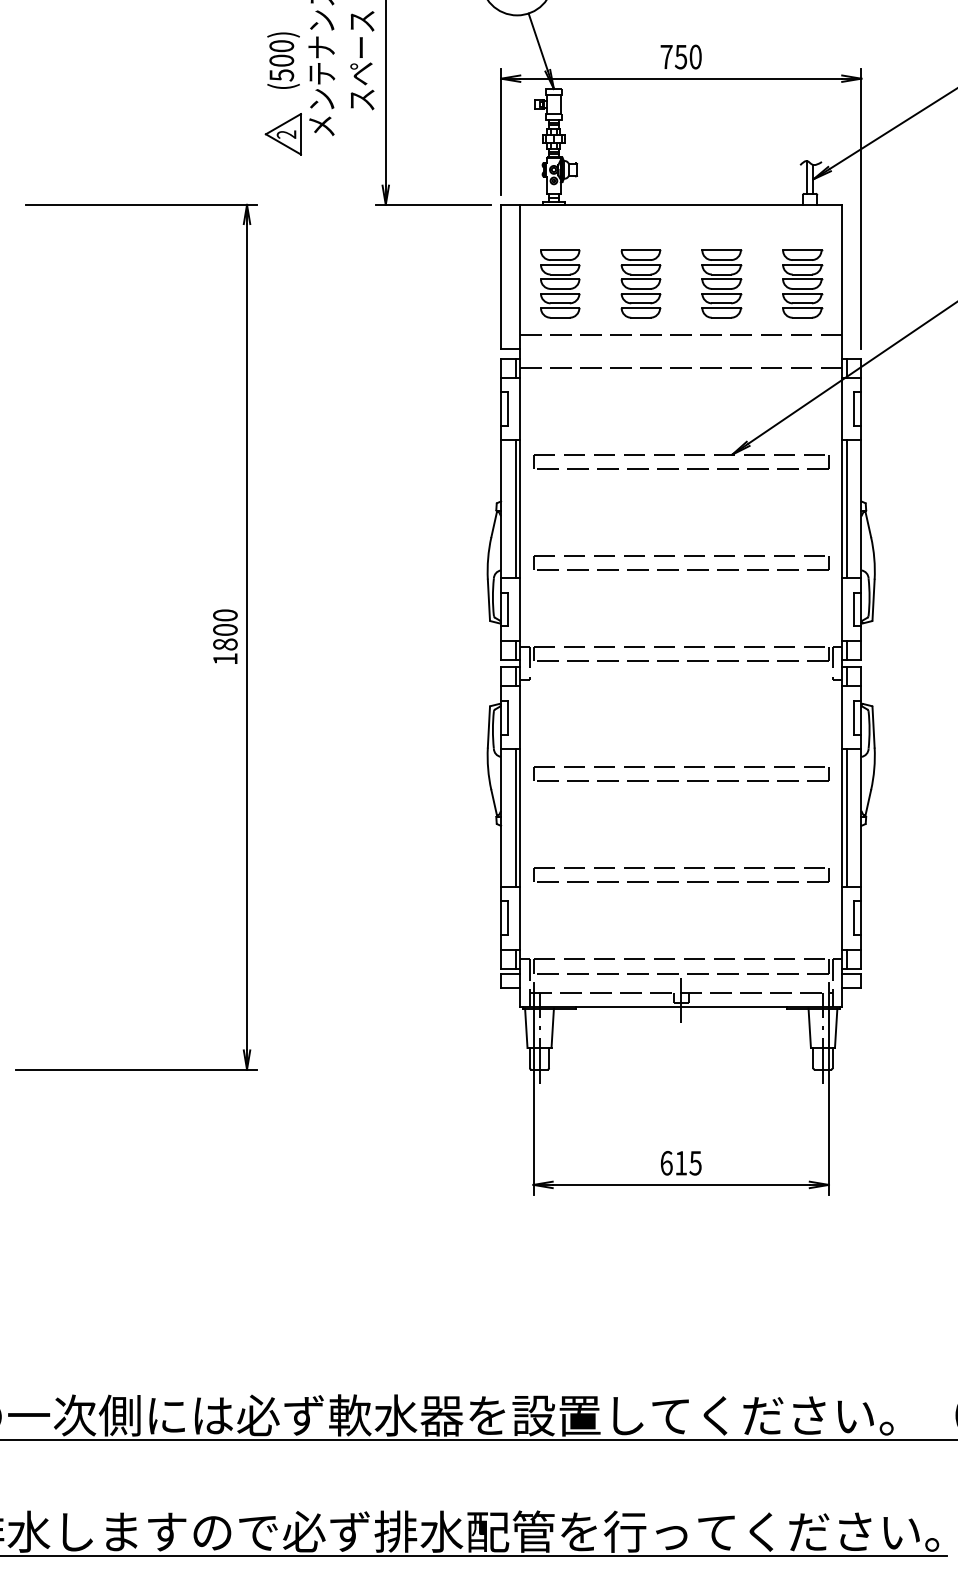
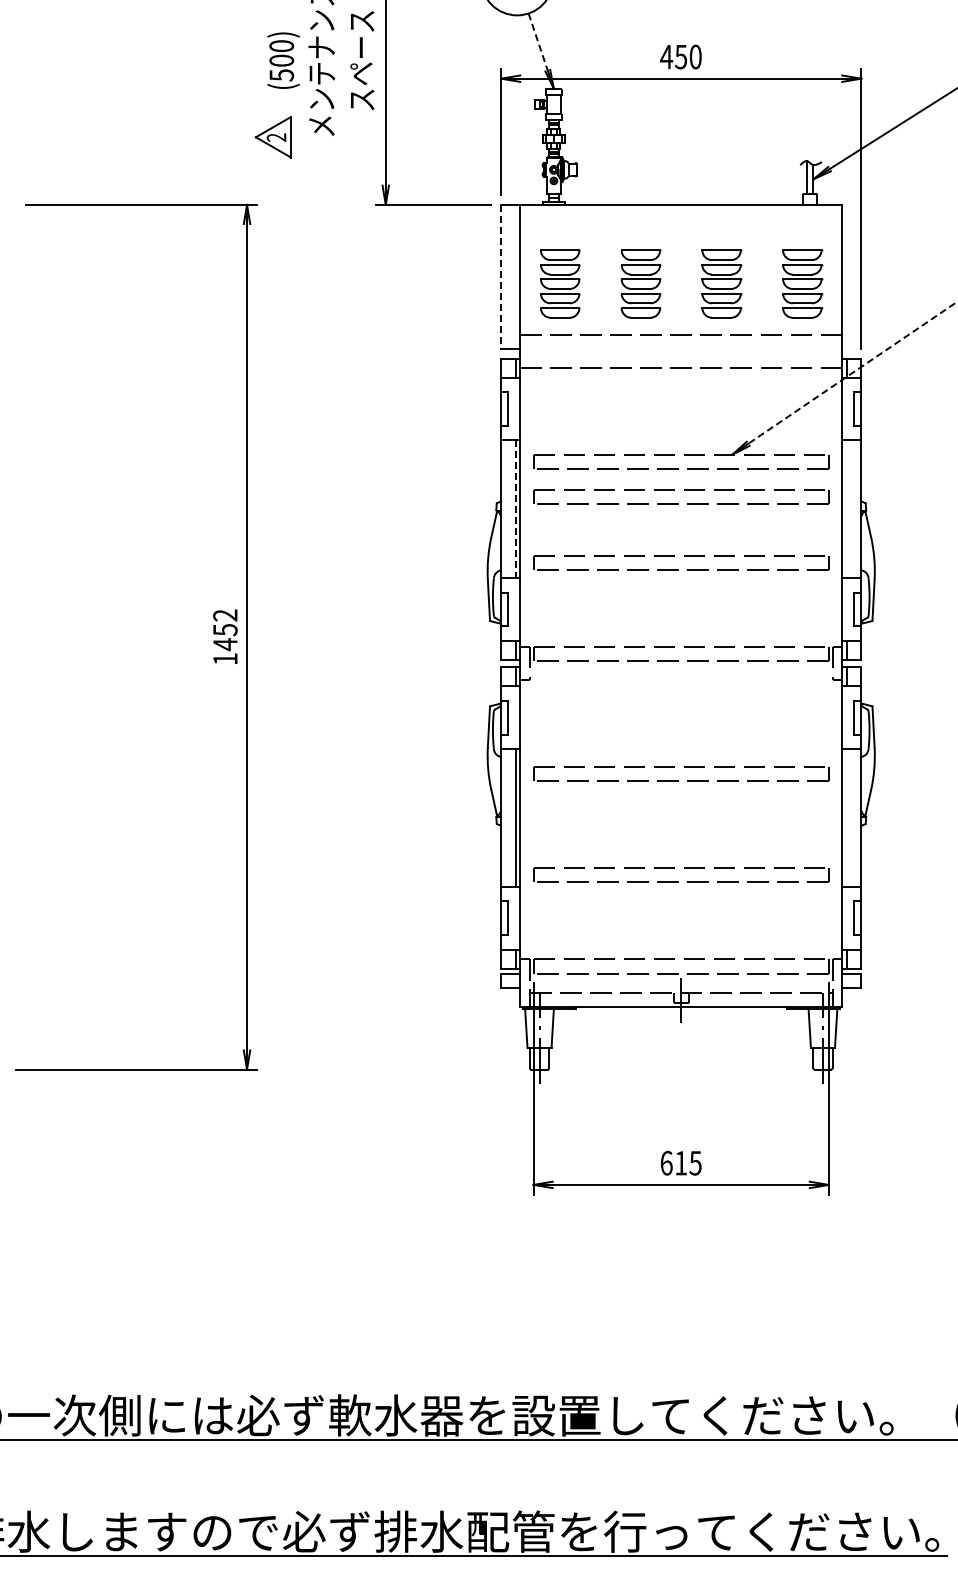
line: solid -> dashed (538, 42)
text: 750 -> 450 (666, 56)
part position: (282, 134) -> (272, 137) (272, 137)
line: solid -> dashed (501, 277)
line: solid -> dashed (852, 372)
part: none -> present (684, 490)
line: solid -> dashed (515, 509)
line: present -> none (846, 509)
text: 1800 -> 1452 (225, 630)
line: present -> none (846, 817)
